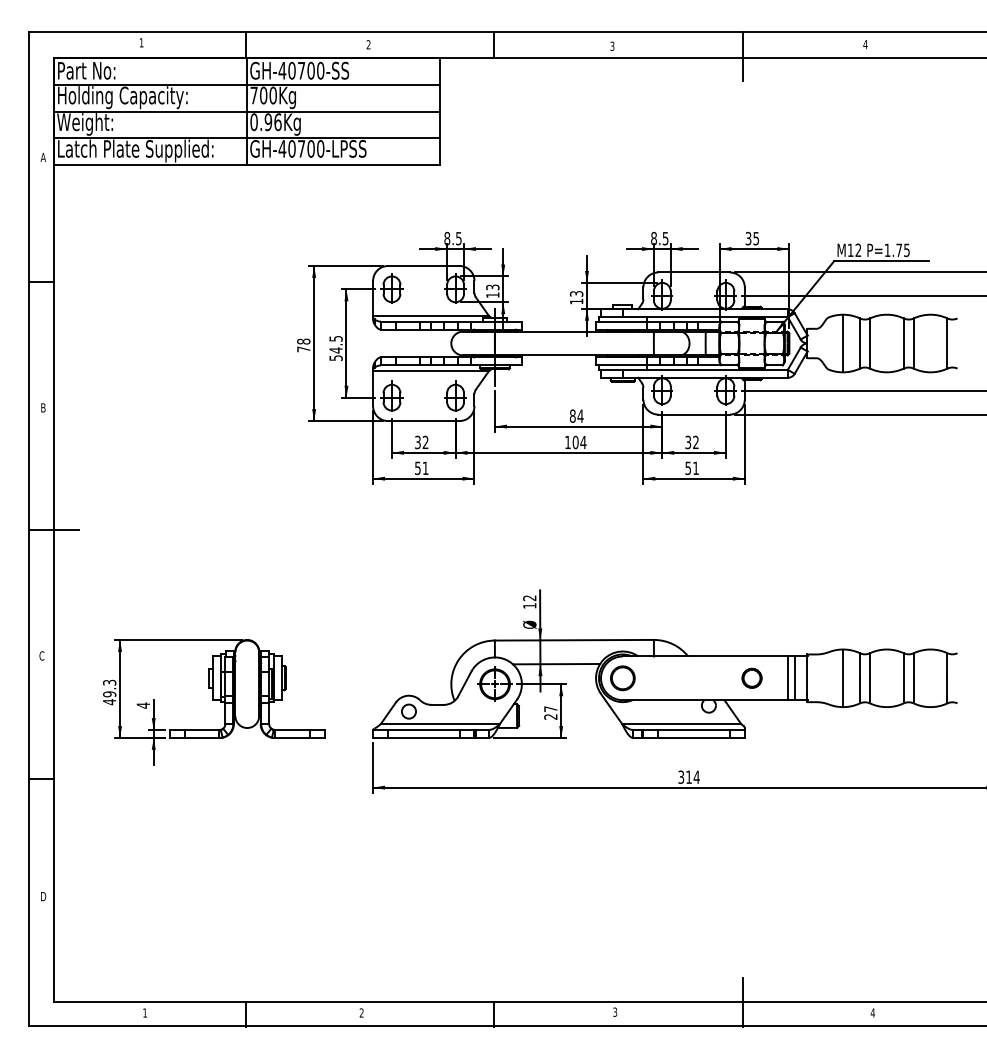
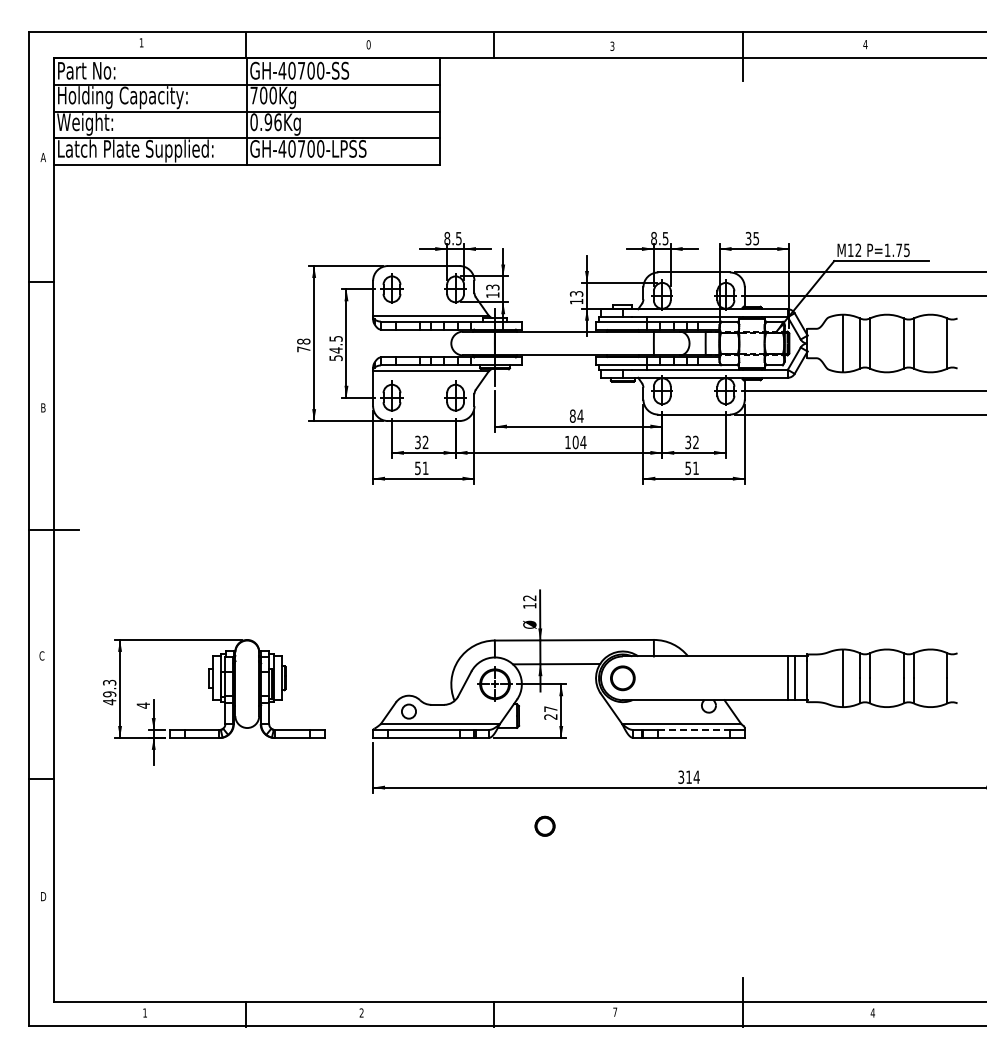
text: 2 -> 0 (368, 44)
circle position: (751, 677) -> (544, 825) (544, 825)
line: solid -> dashed (694, 730)
text: 3 -> 7 (615, 1011)
